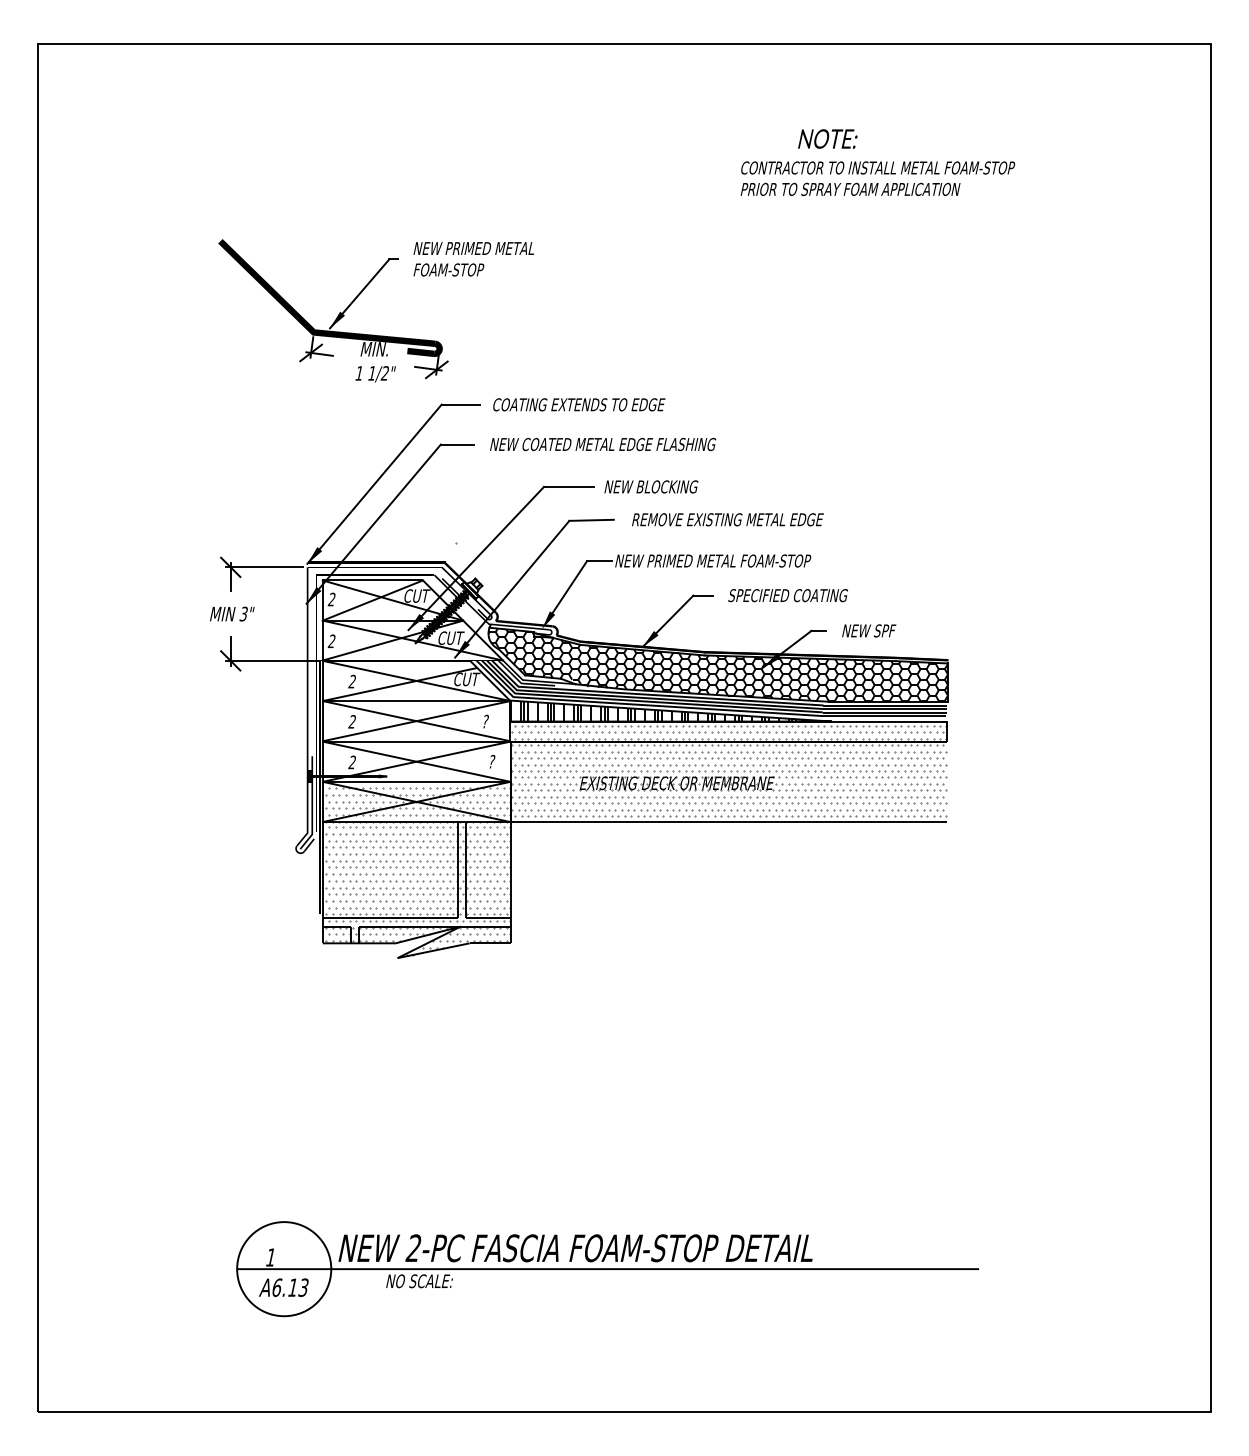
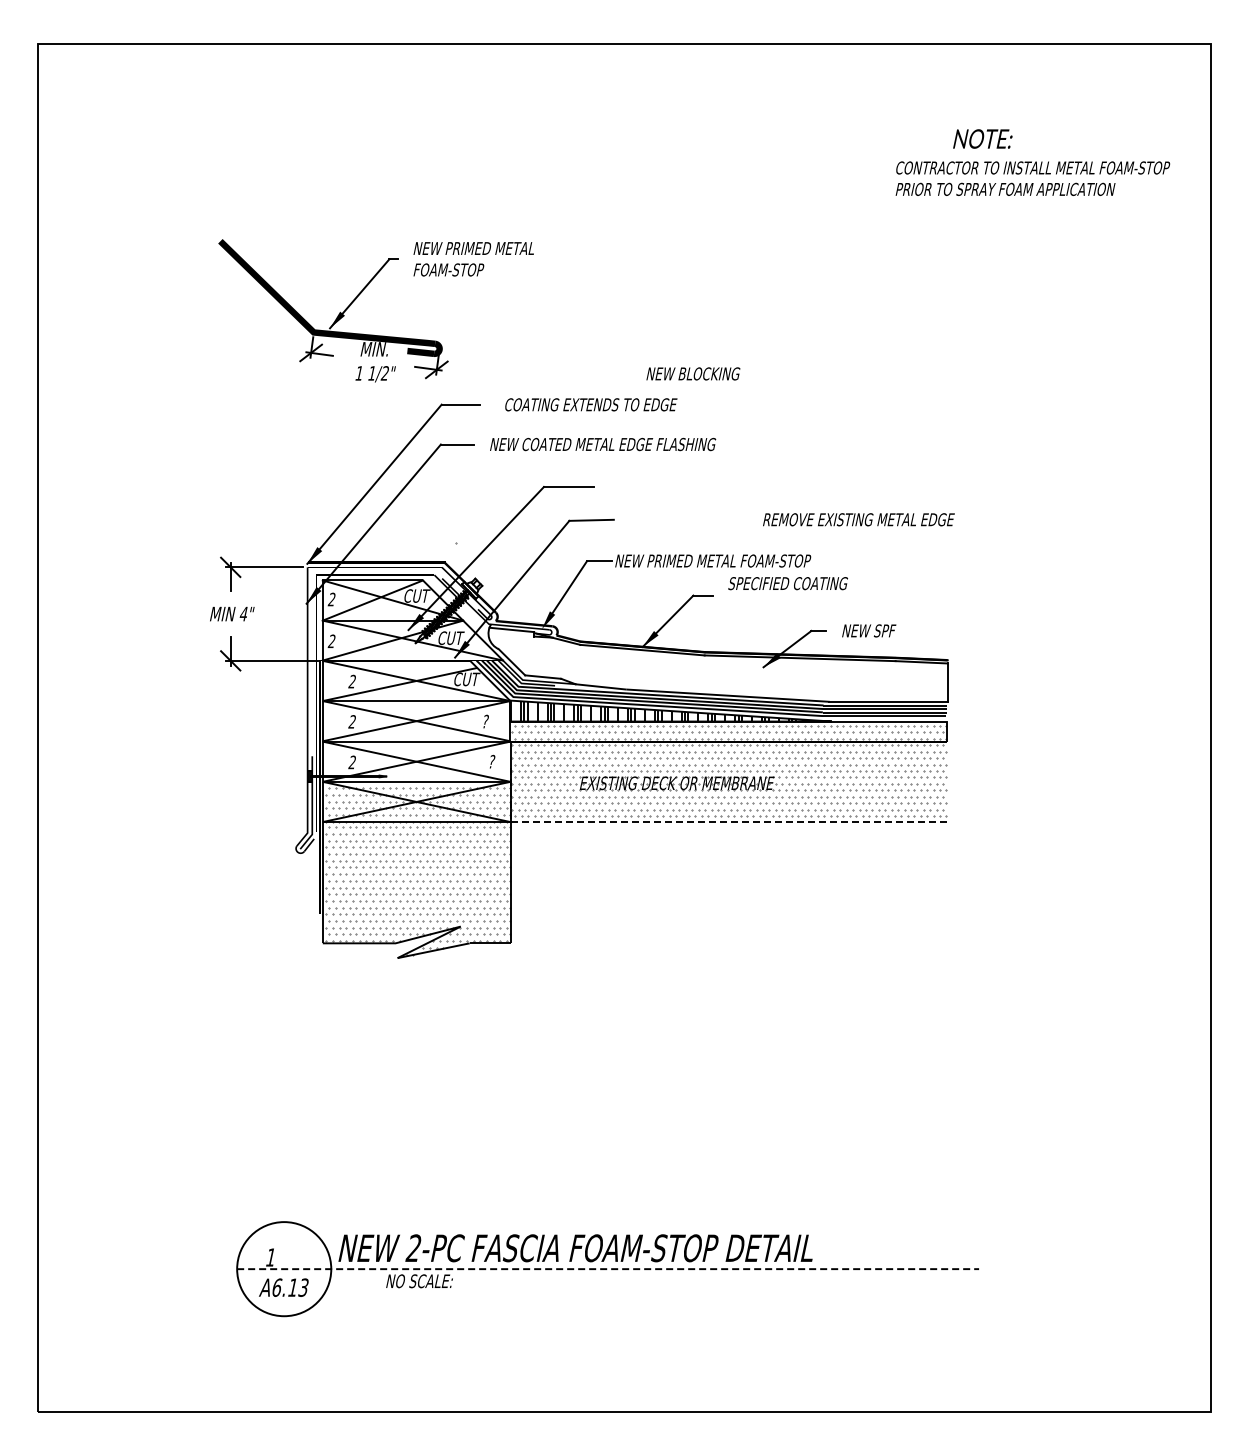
text position: (877, 162) -> (1032, 162) (1032, 162)
text position: (579, 404) -> (591, 404) (591, 404)
text position: (651, 486) -> (693, 373) (693, 373)
text position: (727, 519) -> (858, 519) (858, 519)
text position: (787, 595) -> (787, 583) (787, 583)
text: 3" -> 4" (243, 613)
hatch: present -> none (717, 664)
line: solid -> dashed (701, 822)
hatch: present -> none (416, 882)
line: solid -> dashed (608, 1269)
